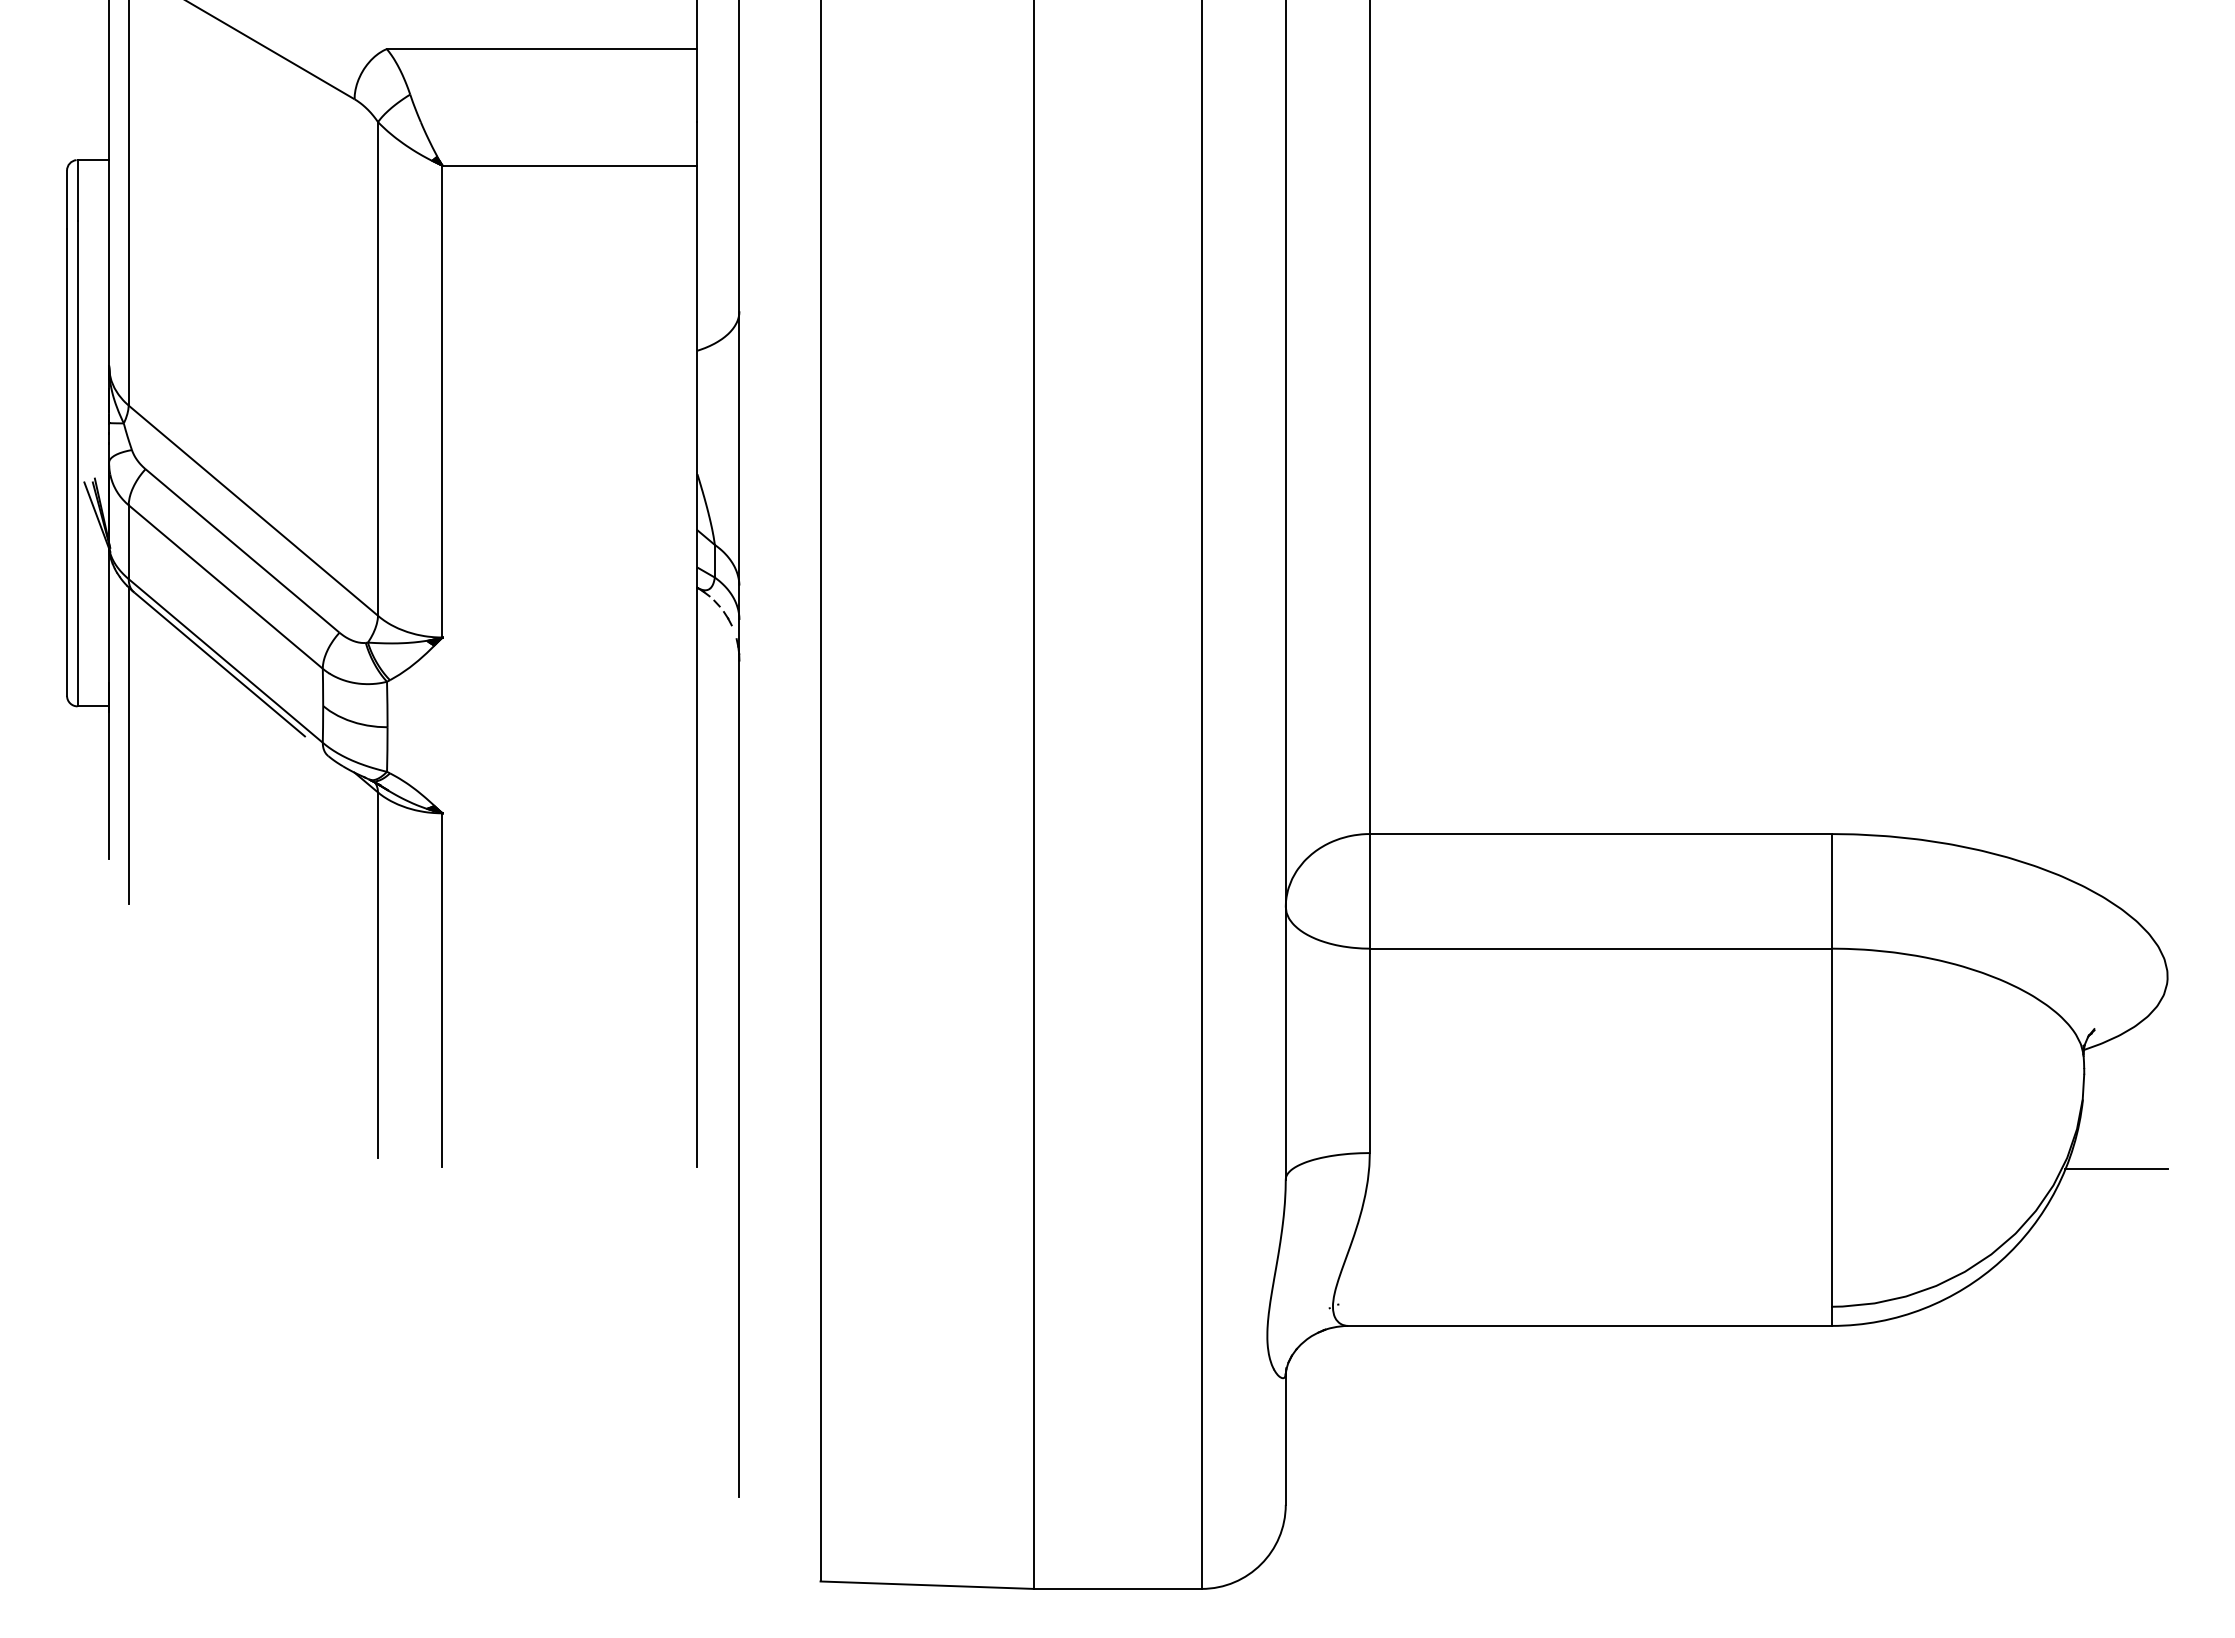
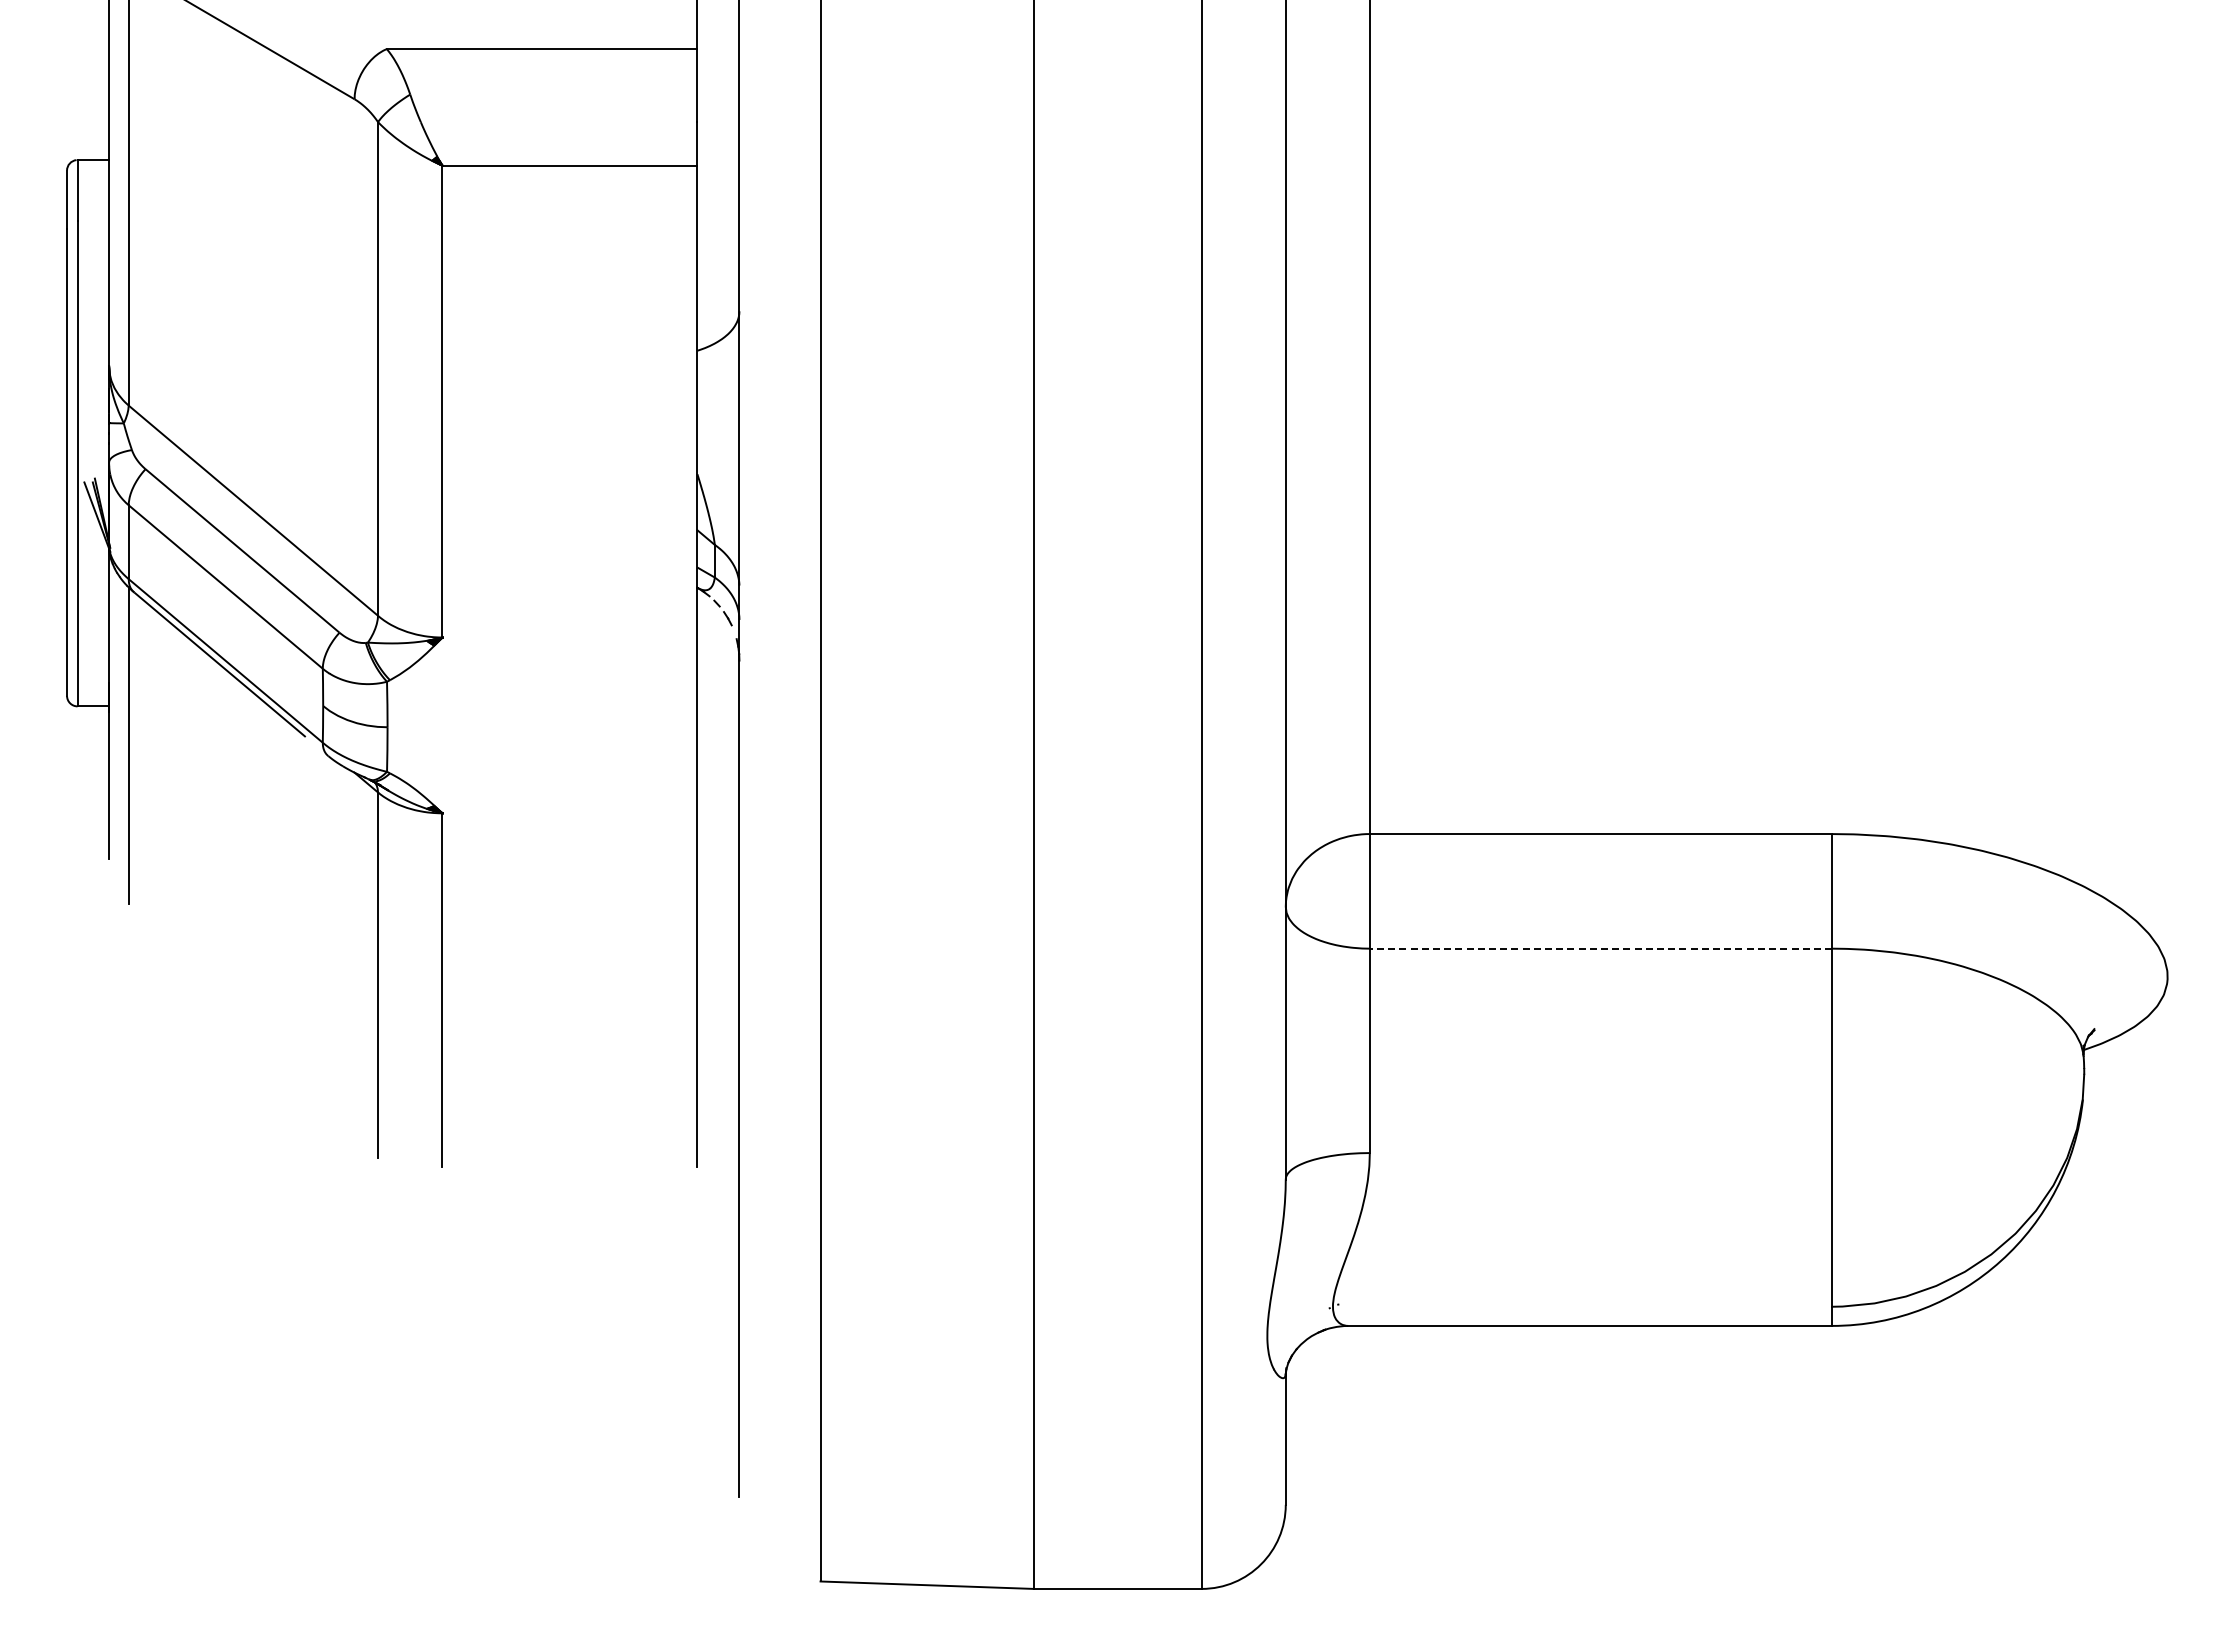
line: solid -> dashed (1600, 948)
line: present -> none (2116, 1168)
